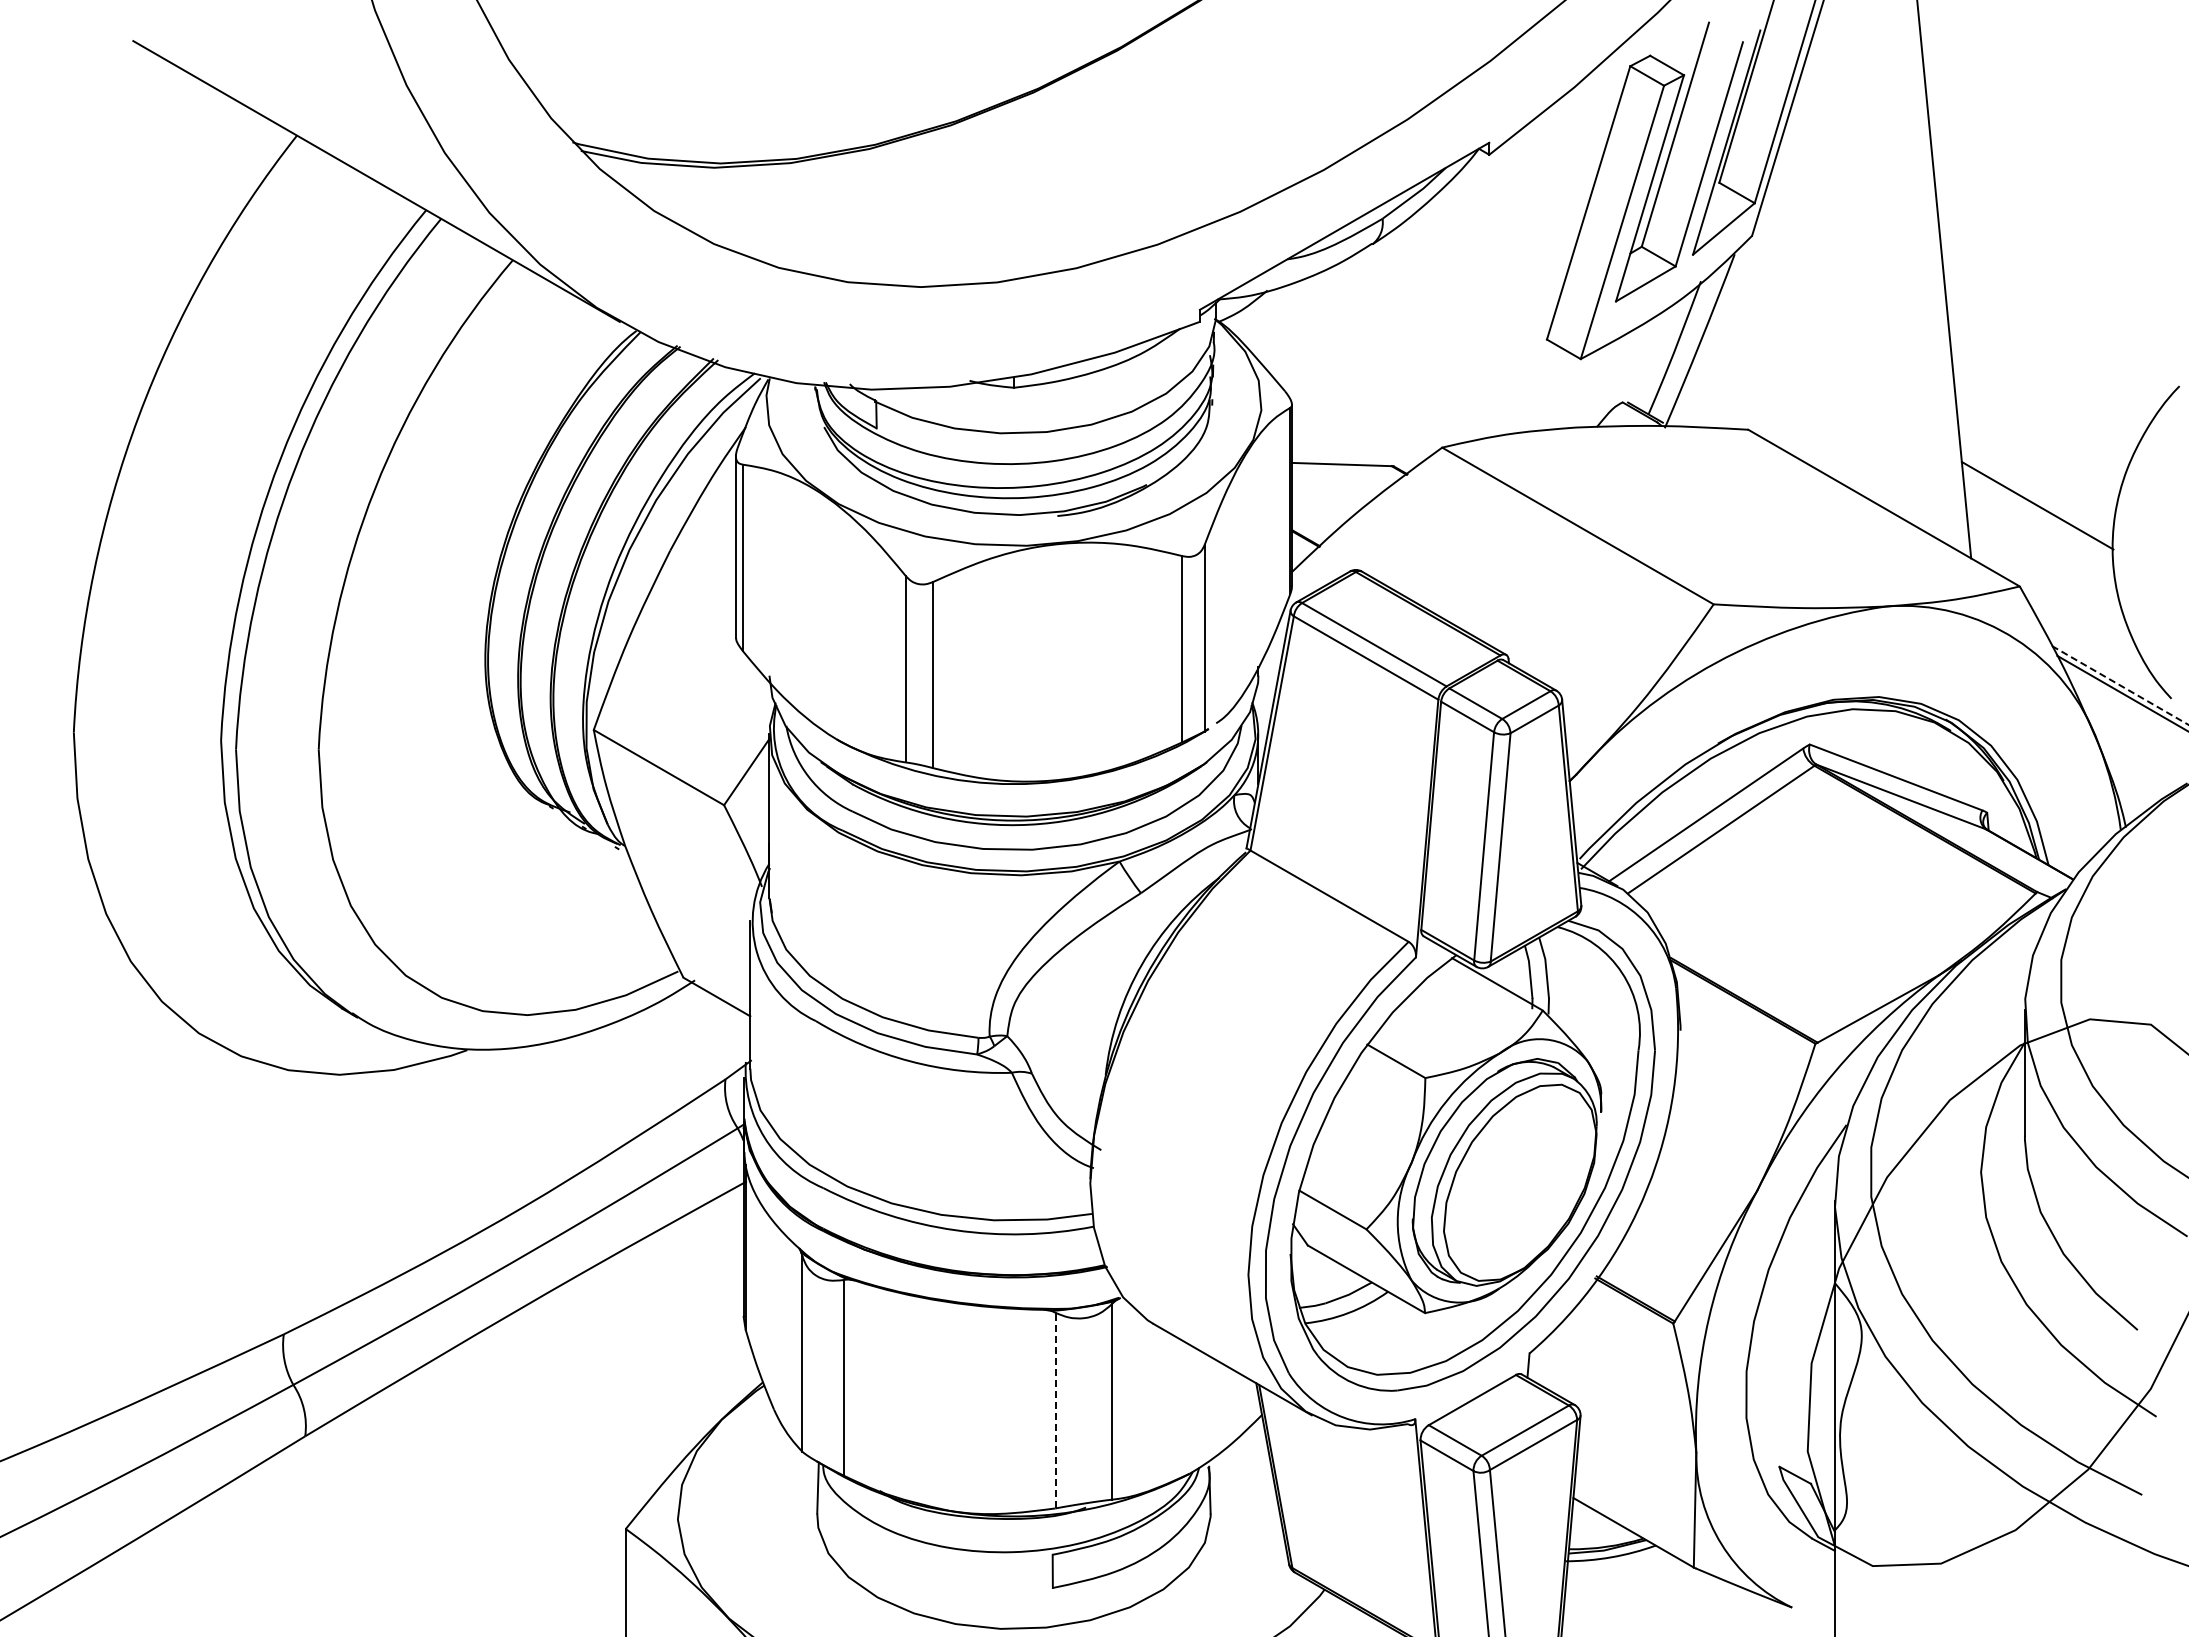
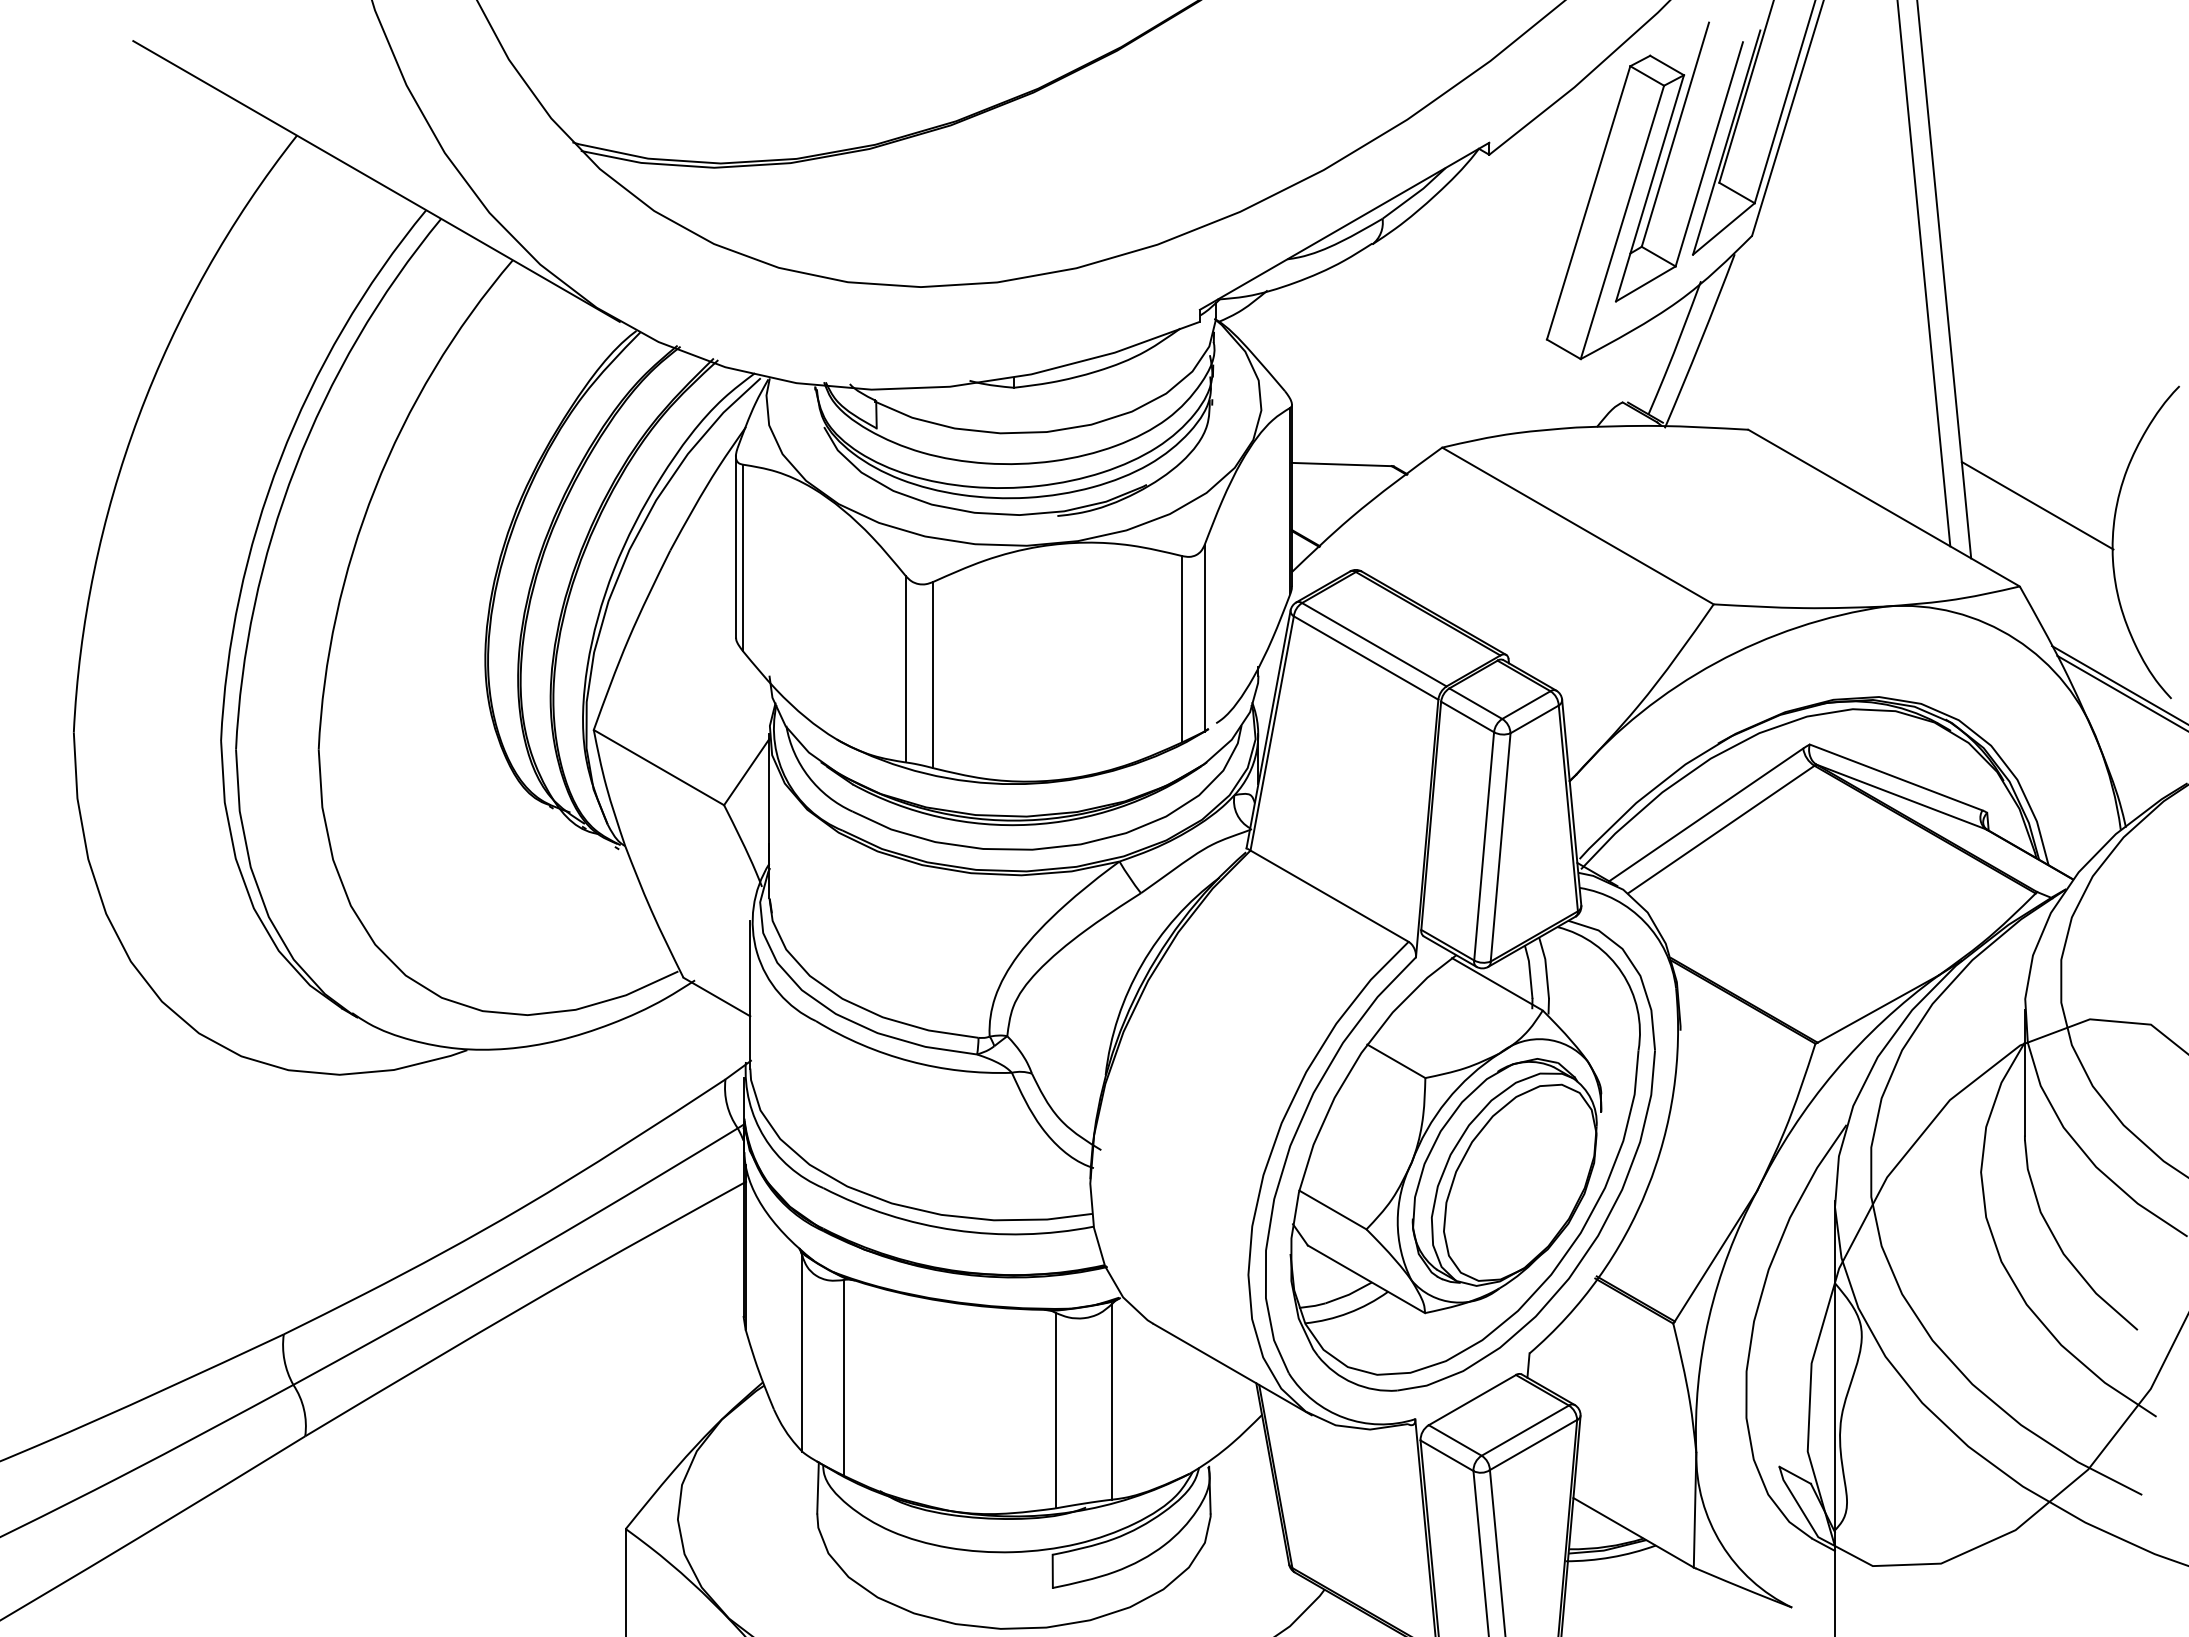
line: none -> present (1923, 274)
line: dashed -> solid (2120, 685)
line: dashed -> solid (1055, 1410)
